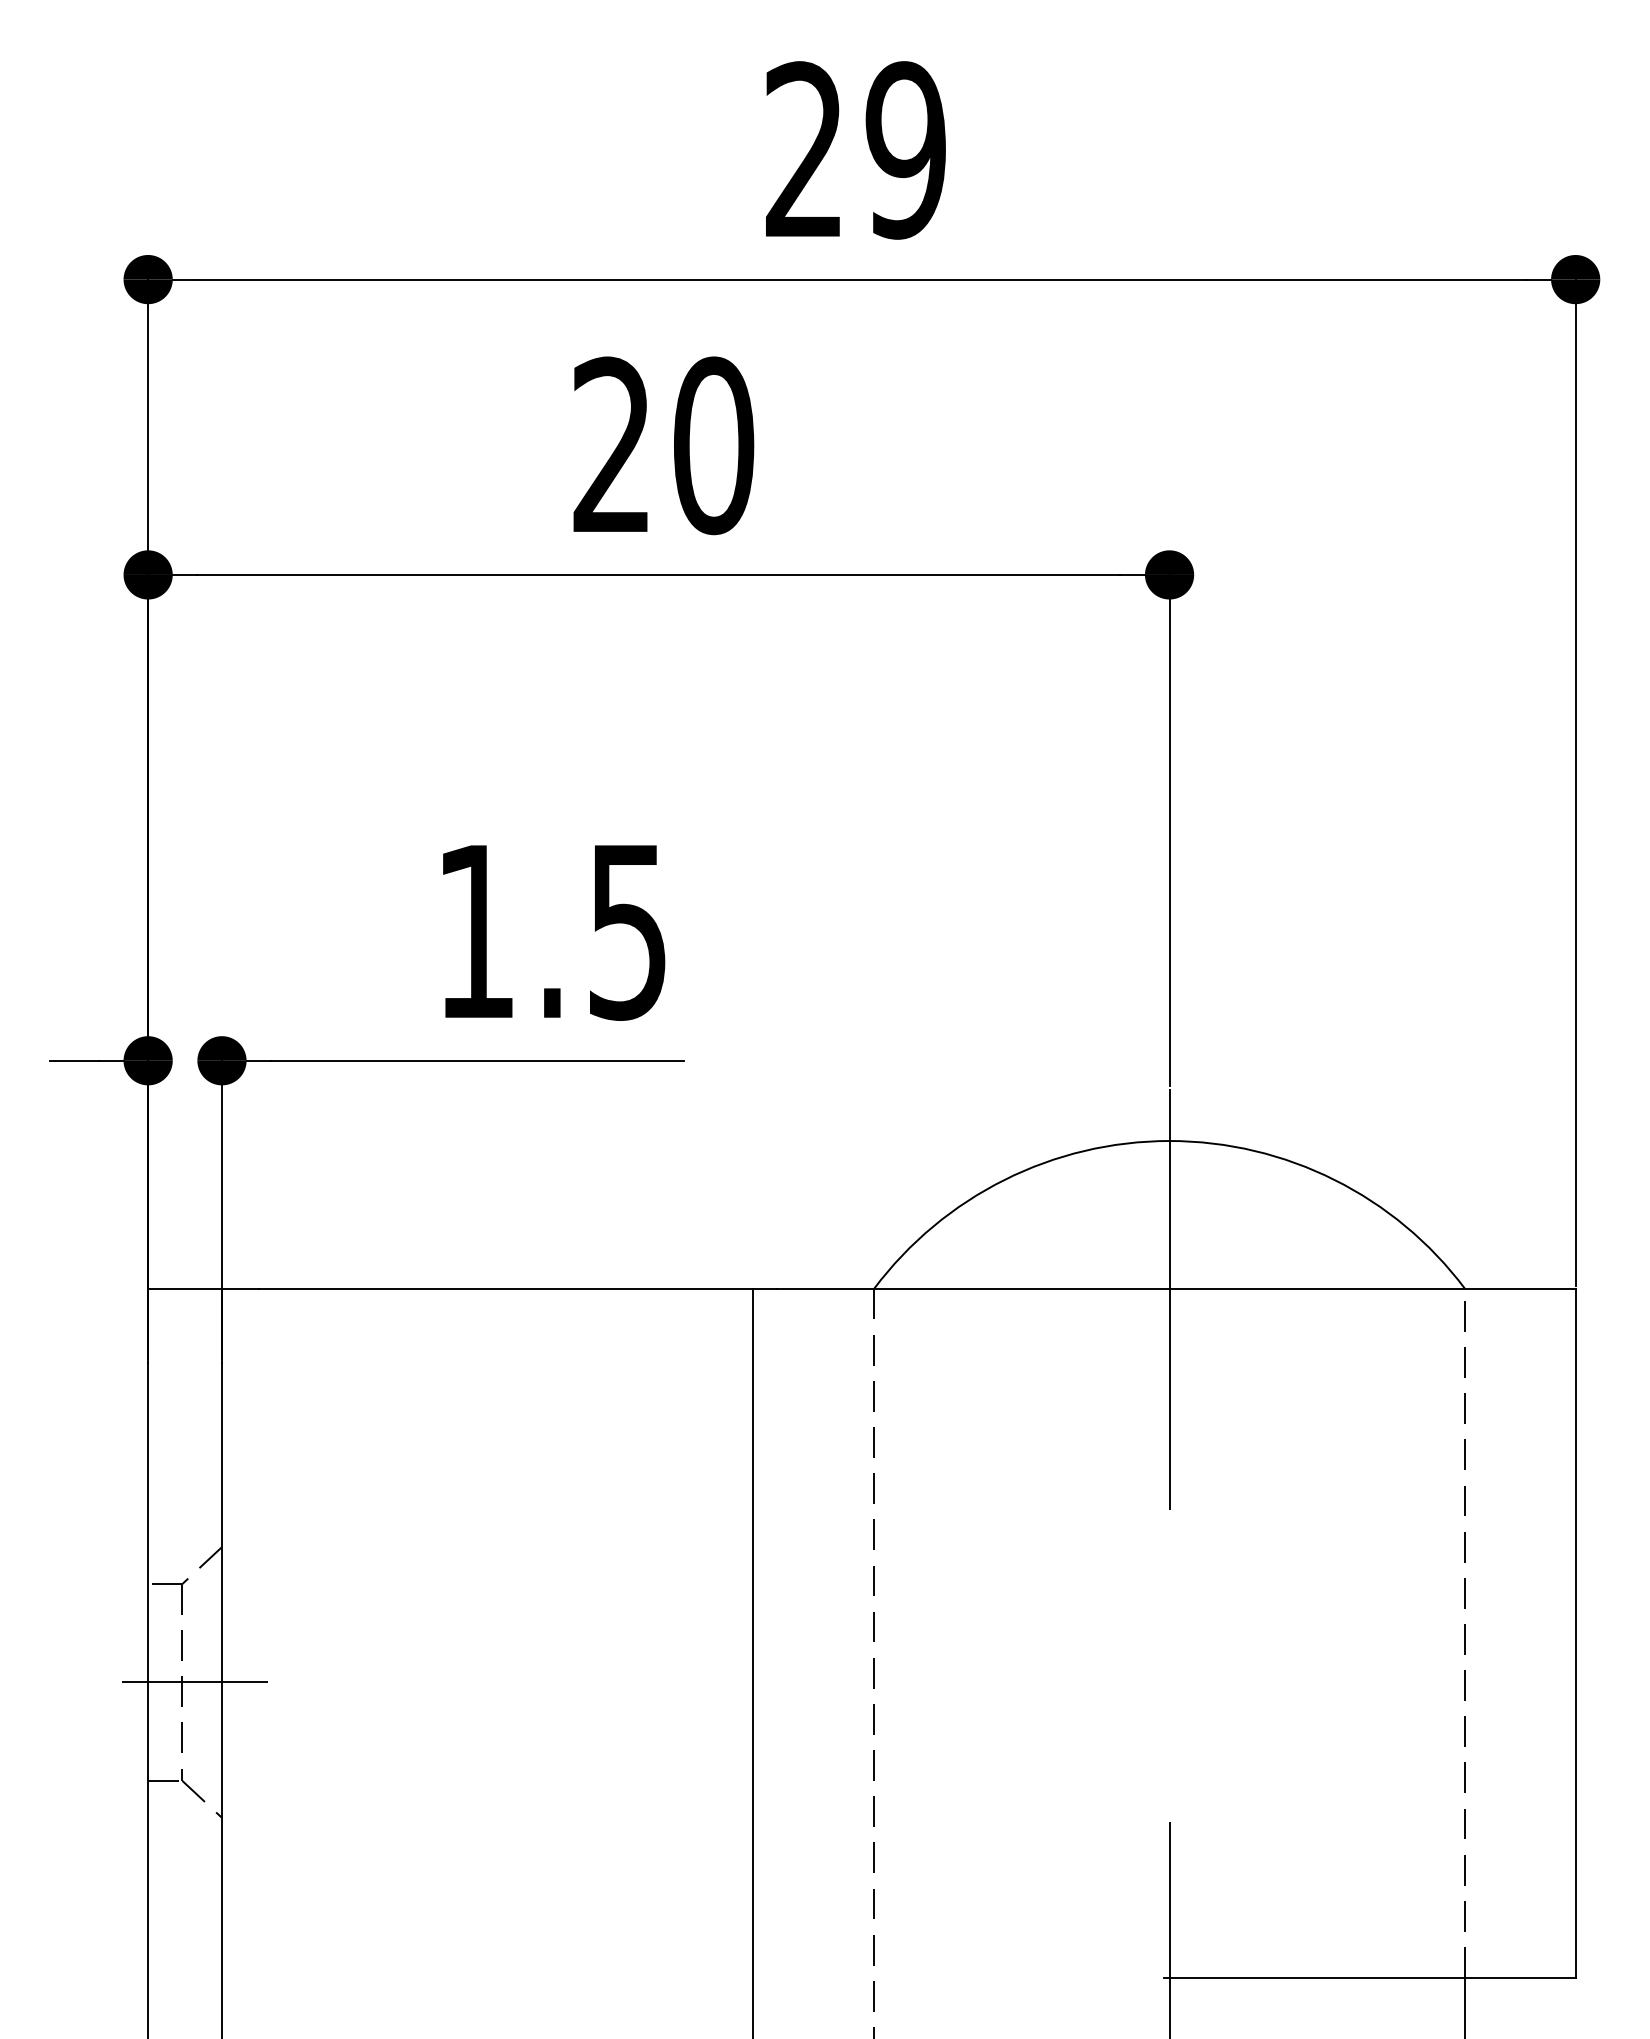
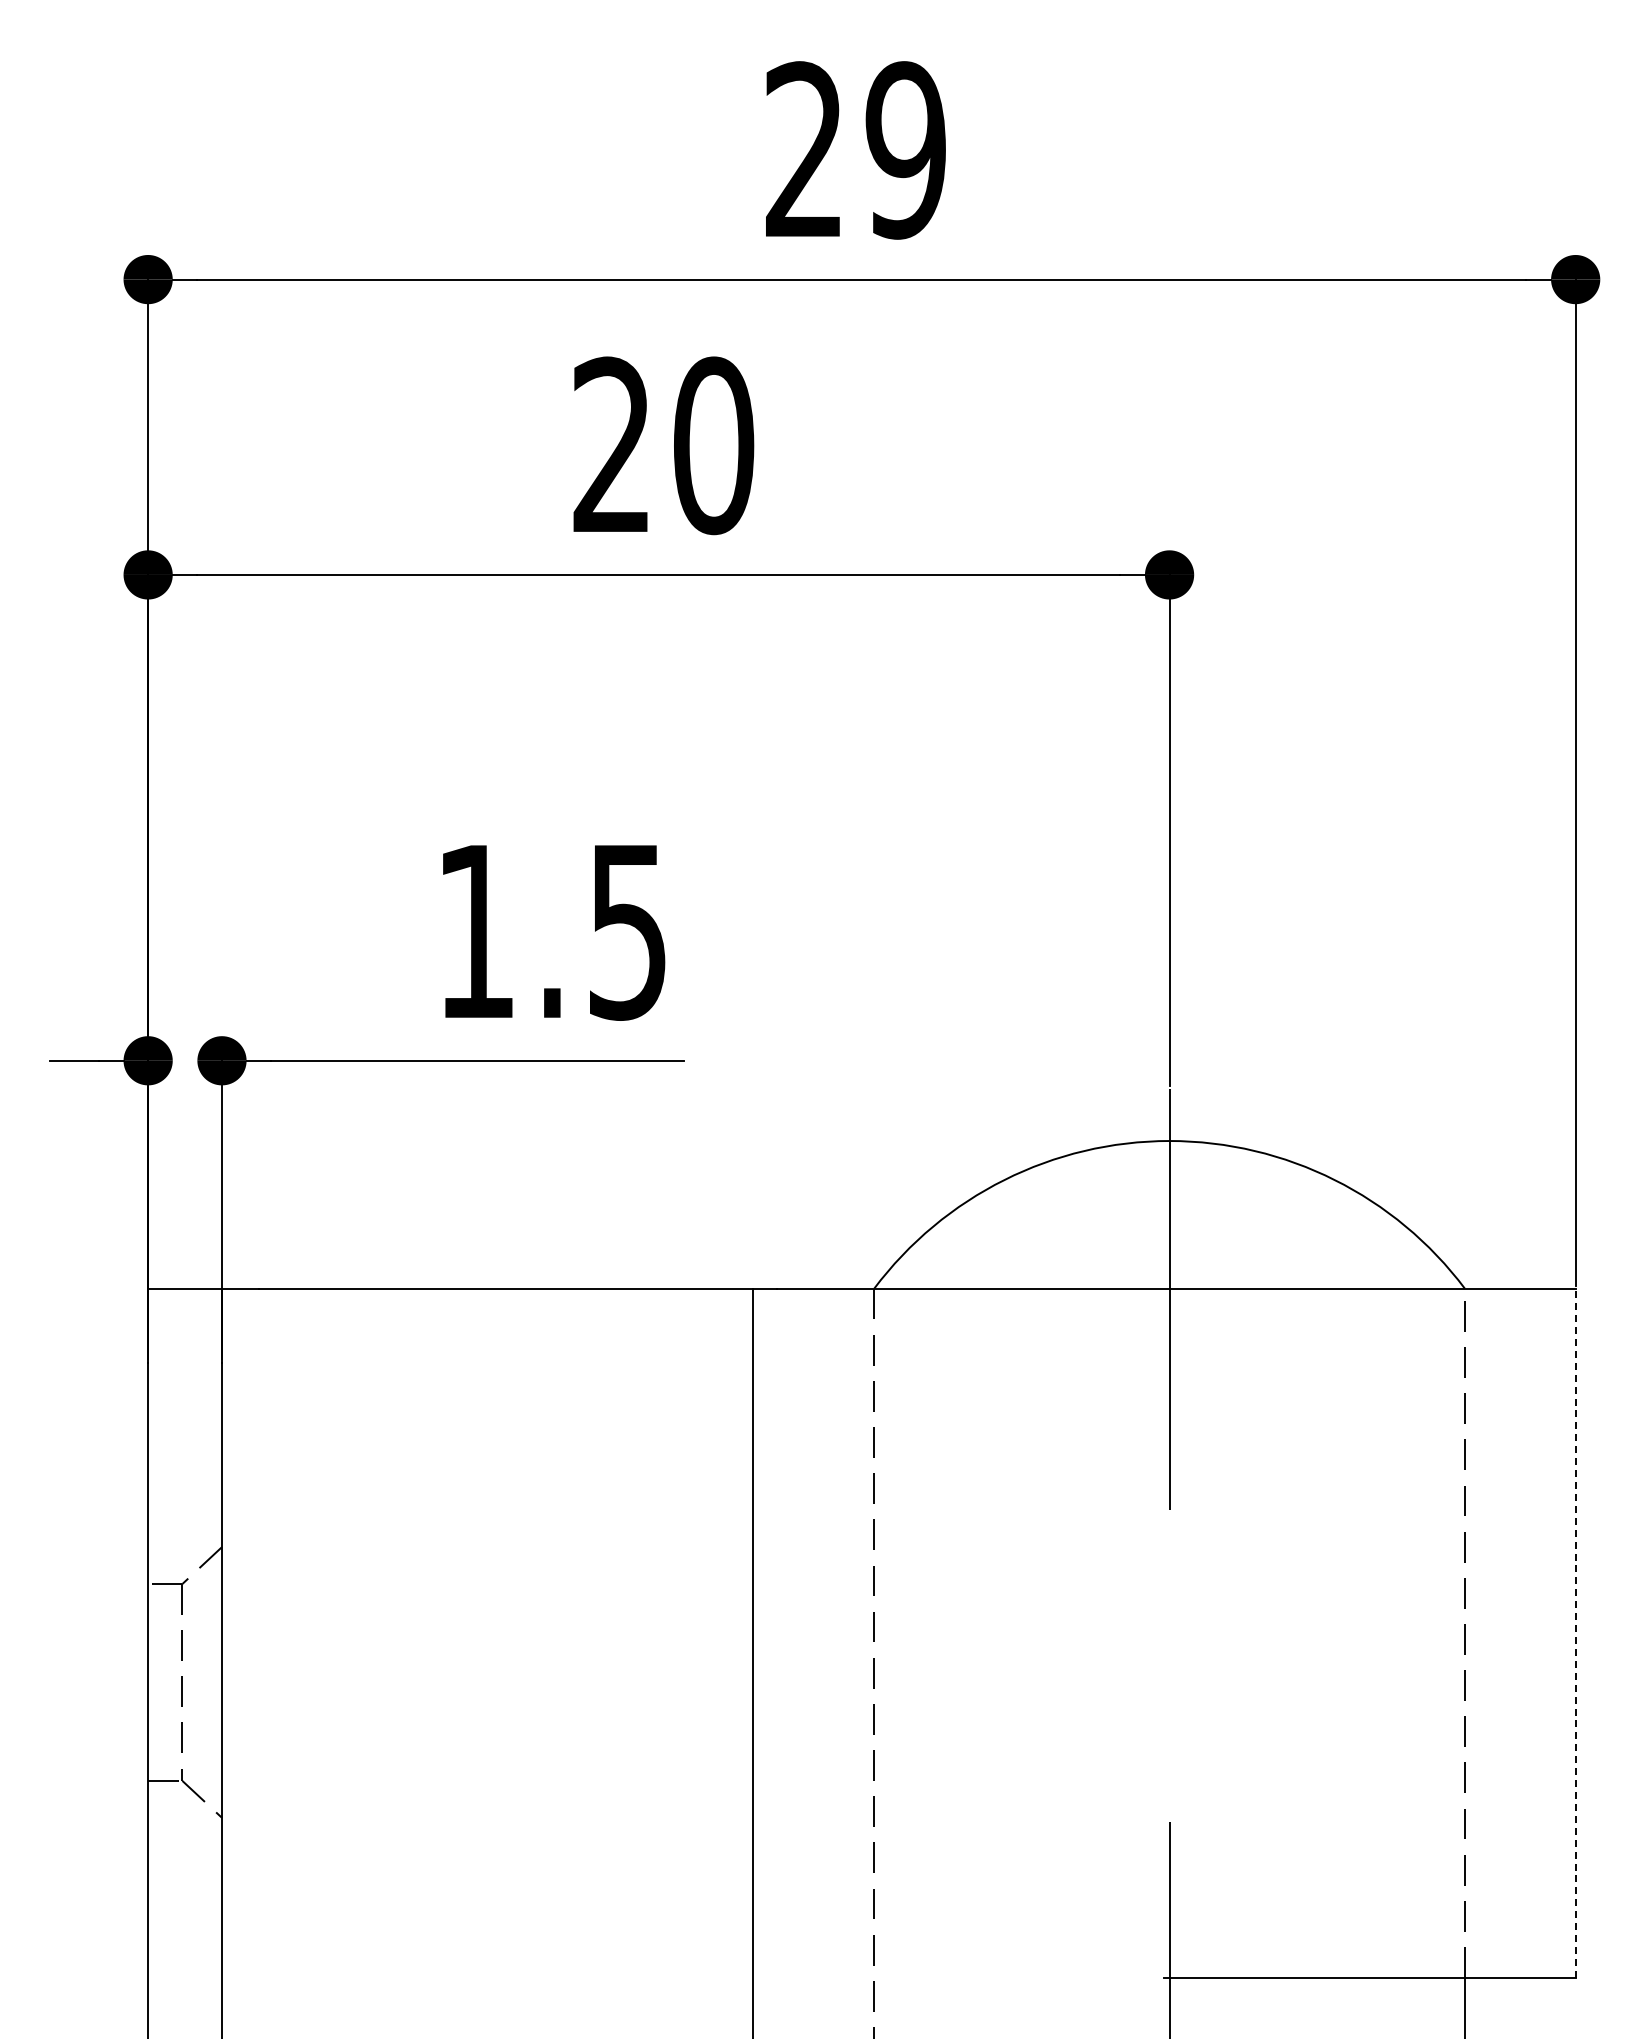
line: solid -> dashed (1575, 1633)
line: present -> none (194, 1682)
